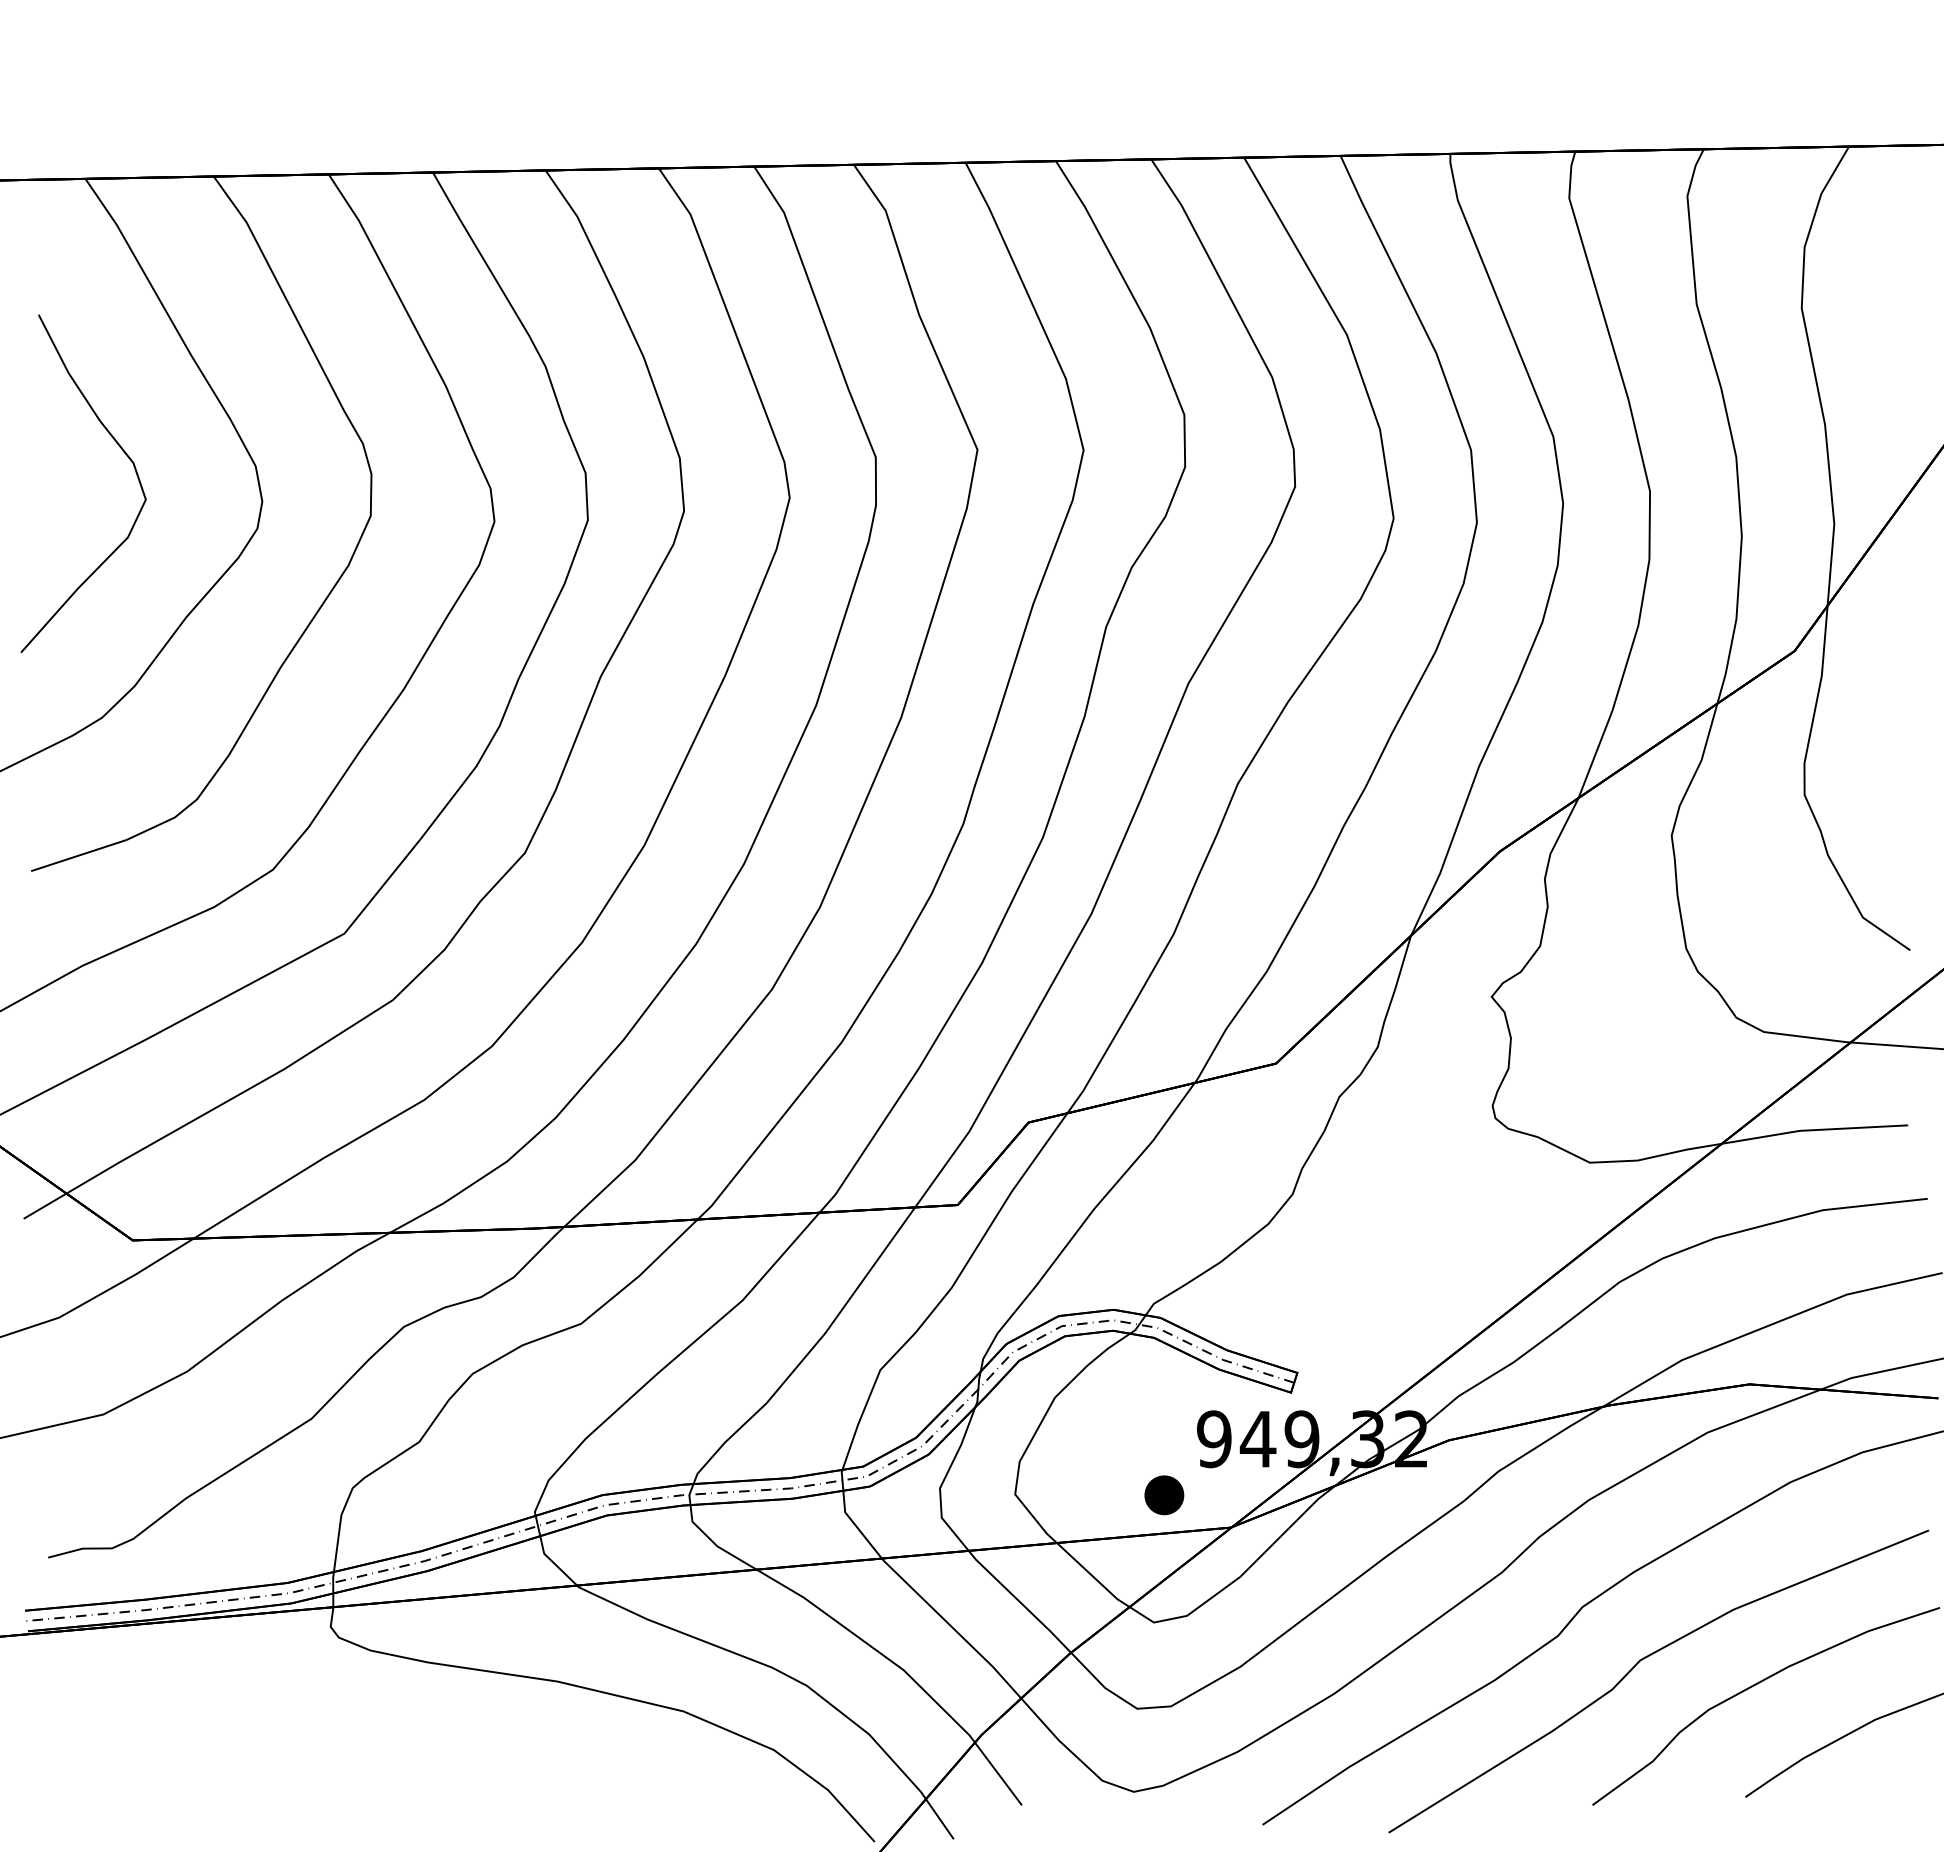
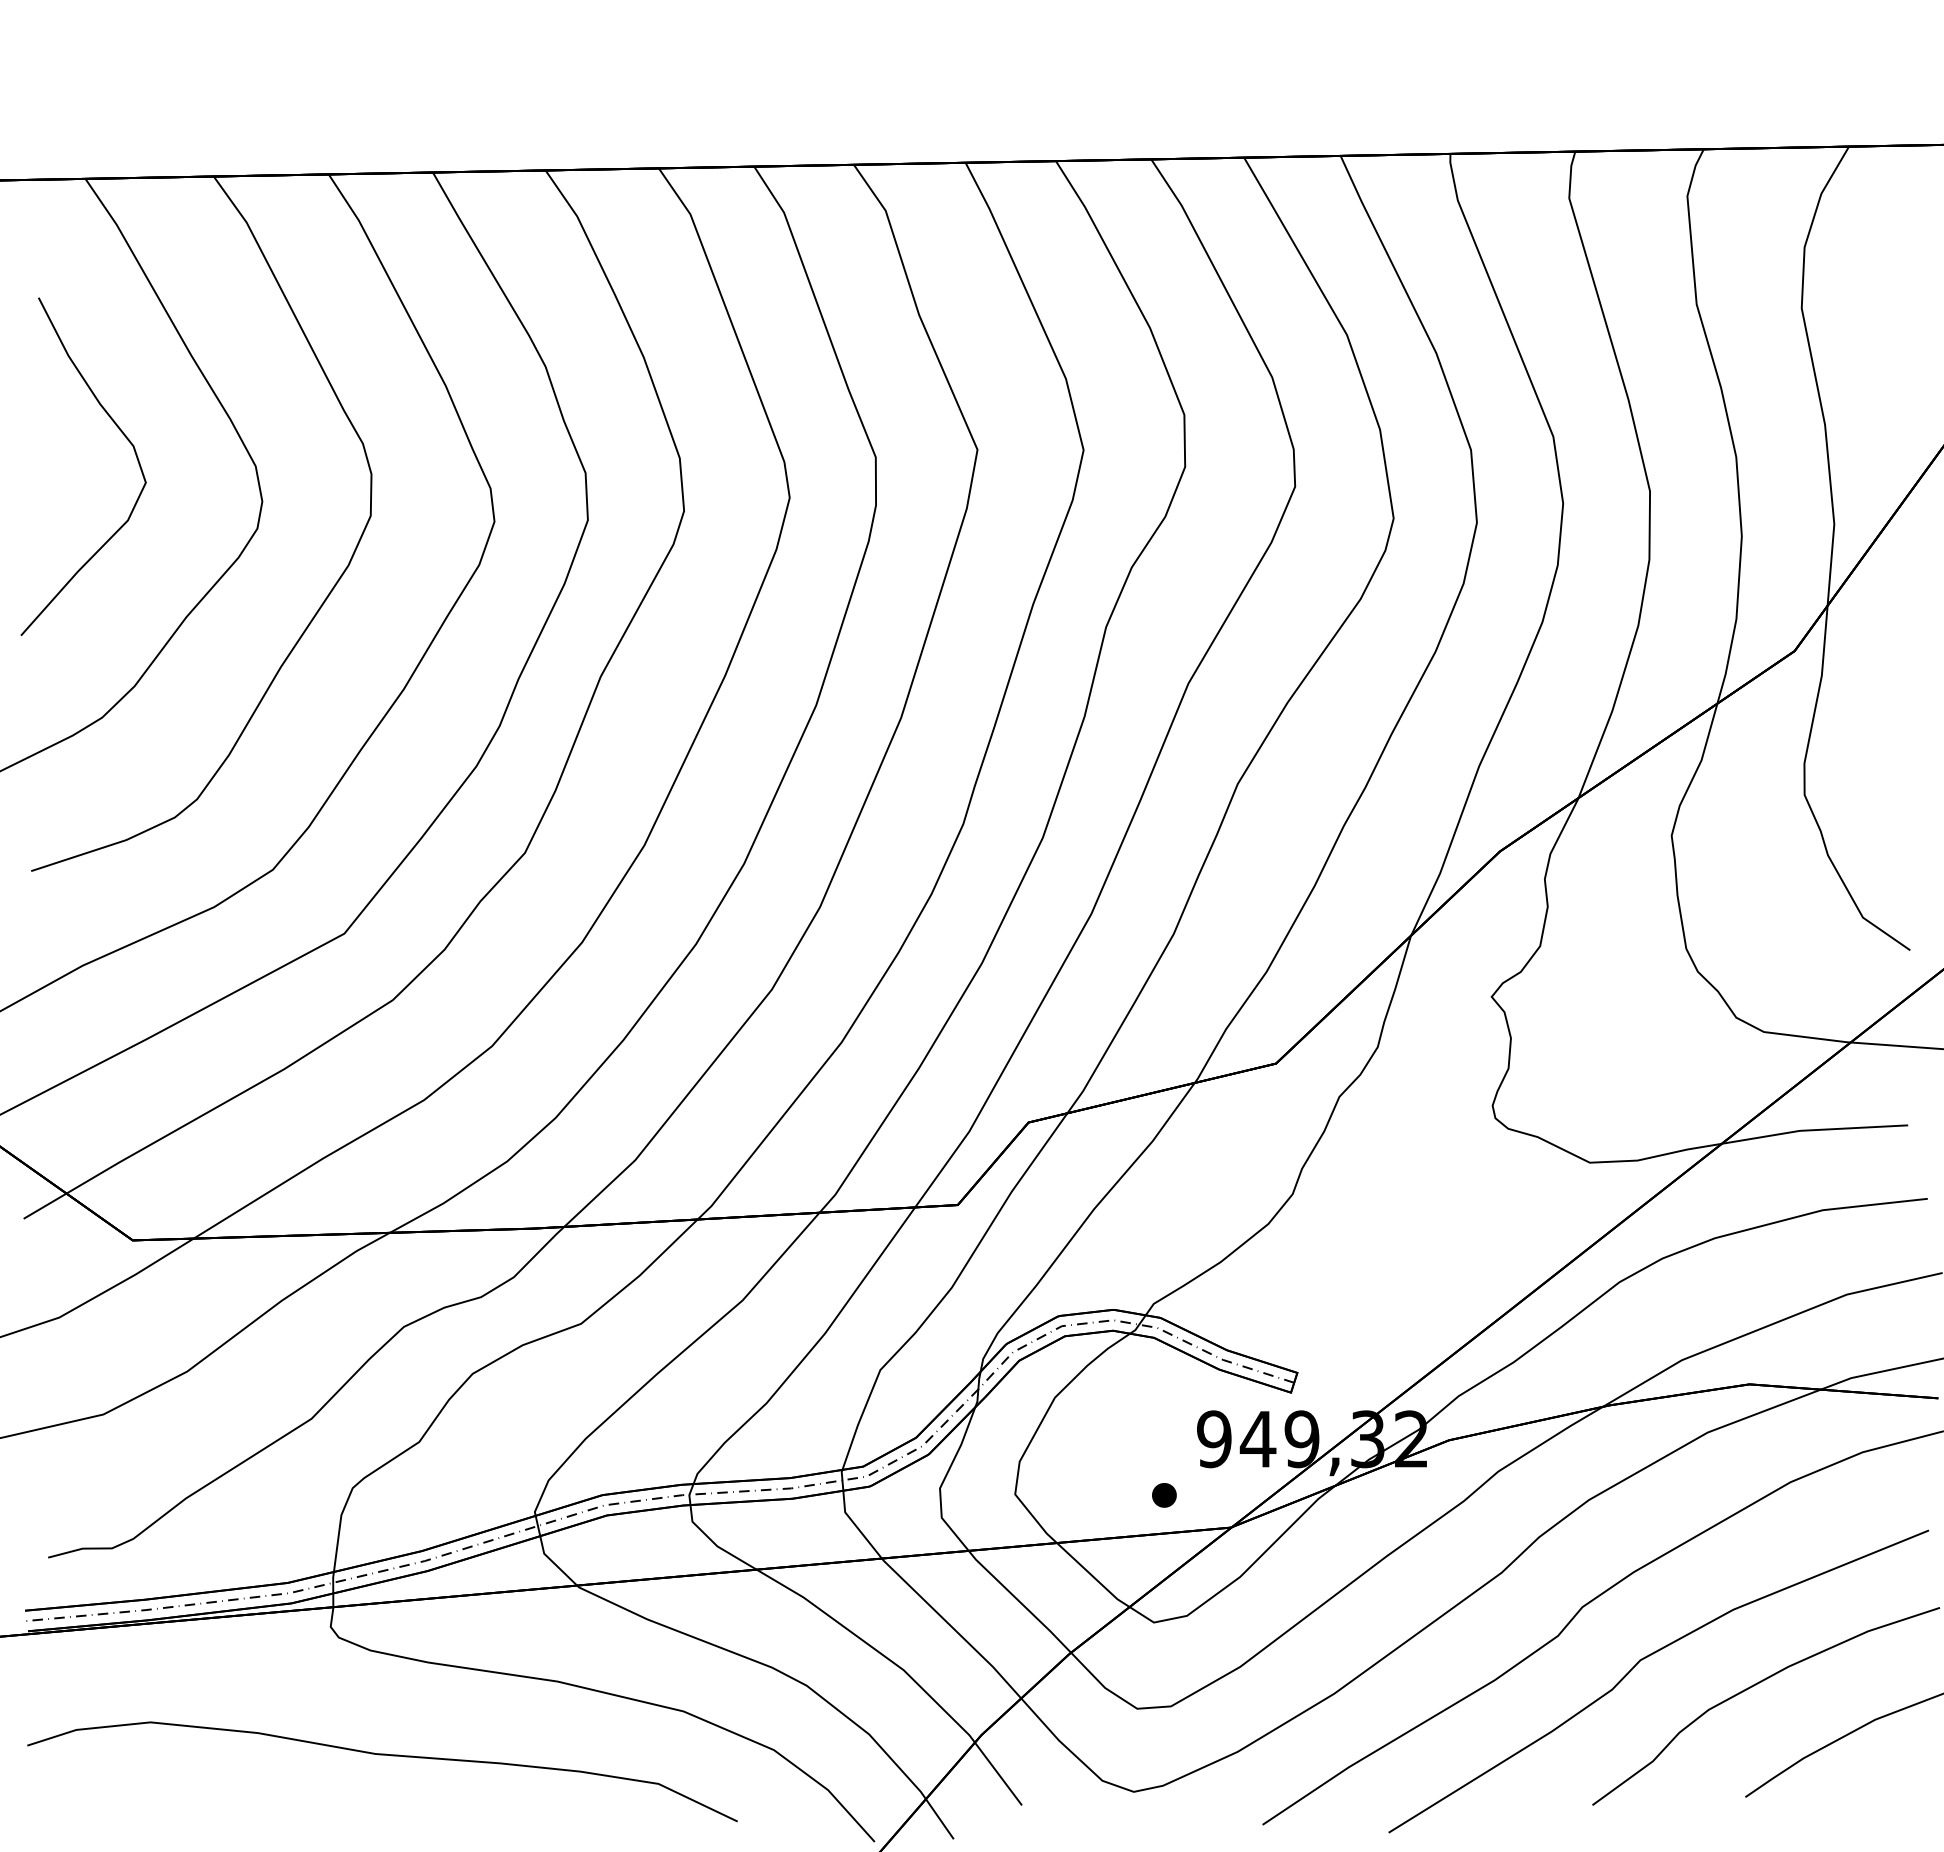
curve position: (123, 452) -> (123, 435) (123, 435)
part size: 41x41 px -> 25x25 px (1164, 1495)
curve: none -> present (382, 1755)
